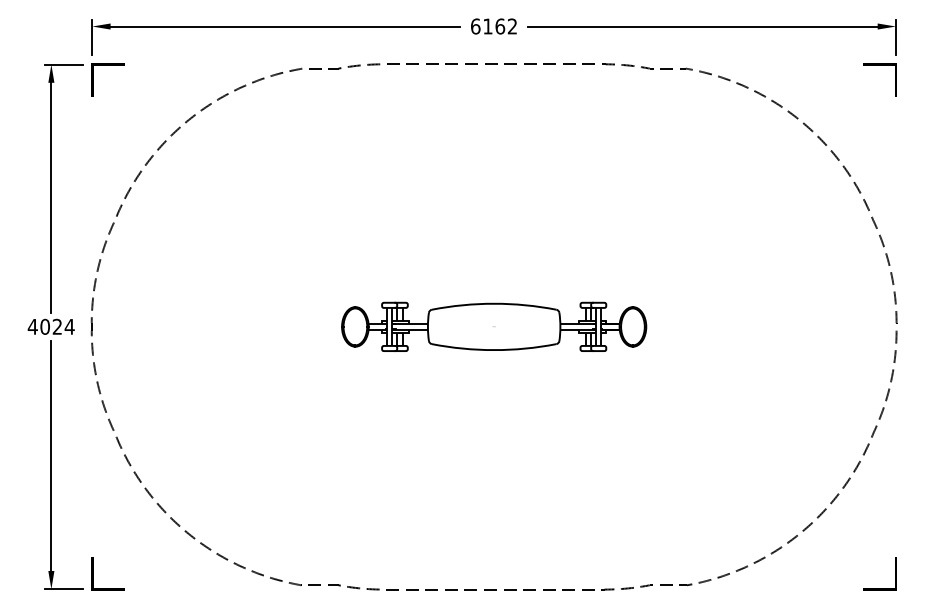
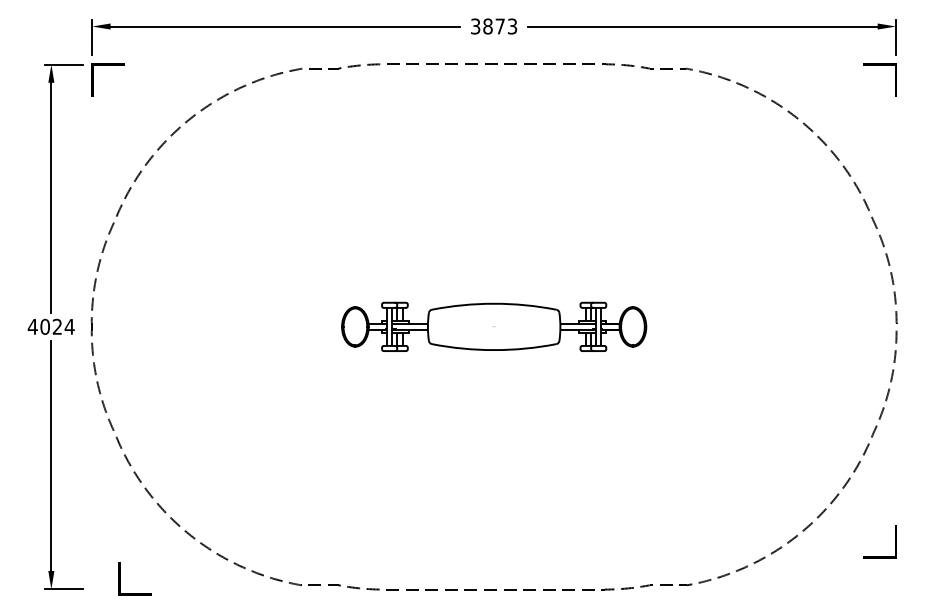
text: 6162 -> 3873 (494, 26)
part position: (93, 573) -> (120, 578) (120, 578)
part position: (879, 588) -> (879, 556) (879, 556)
